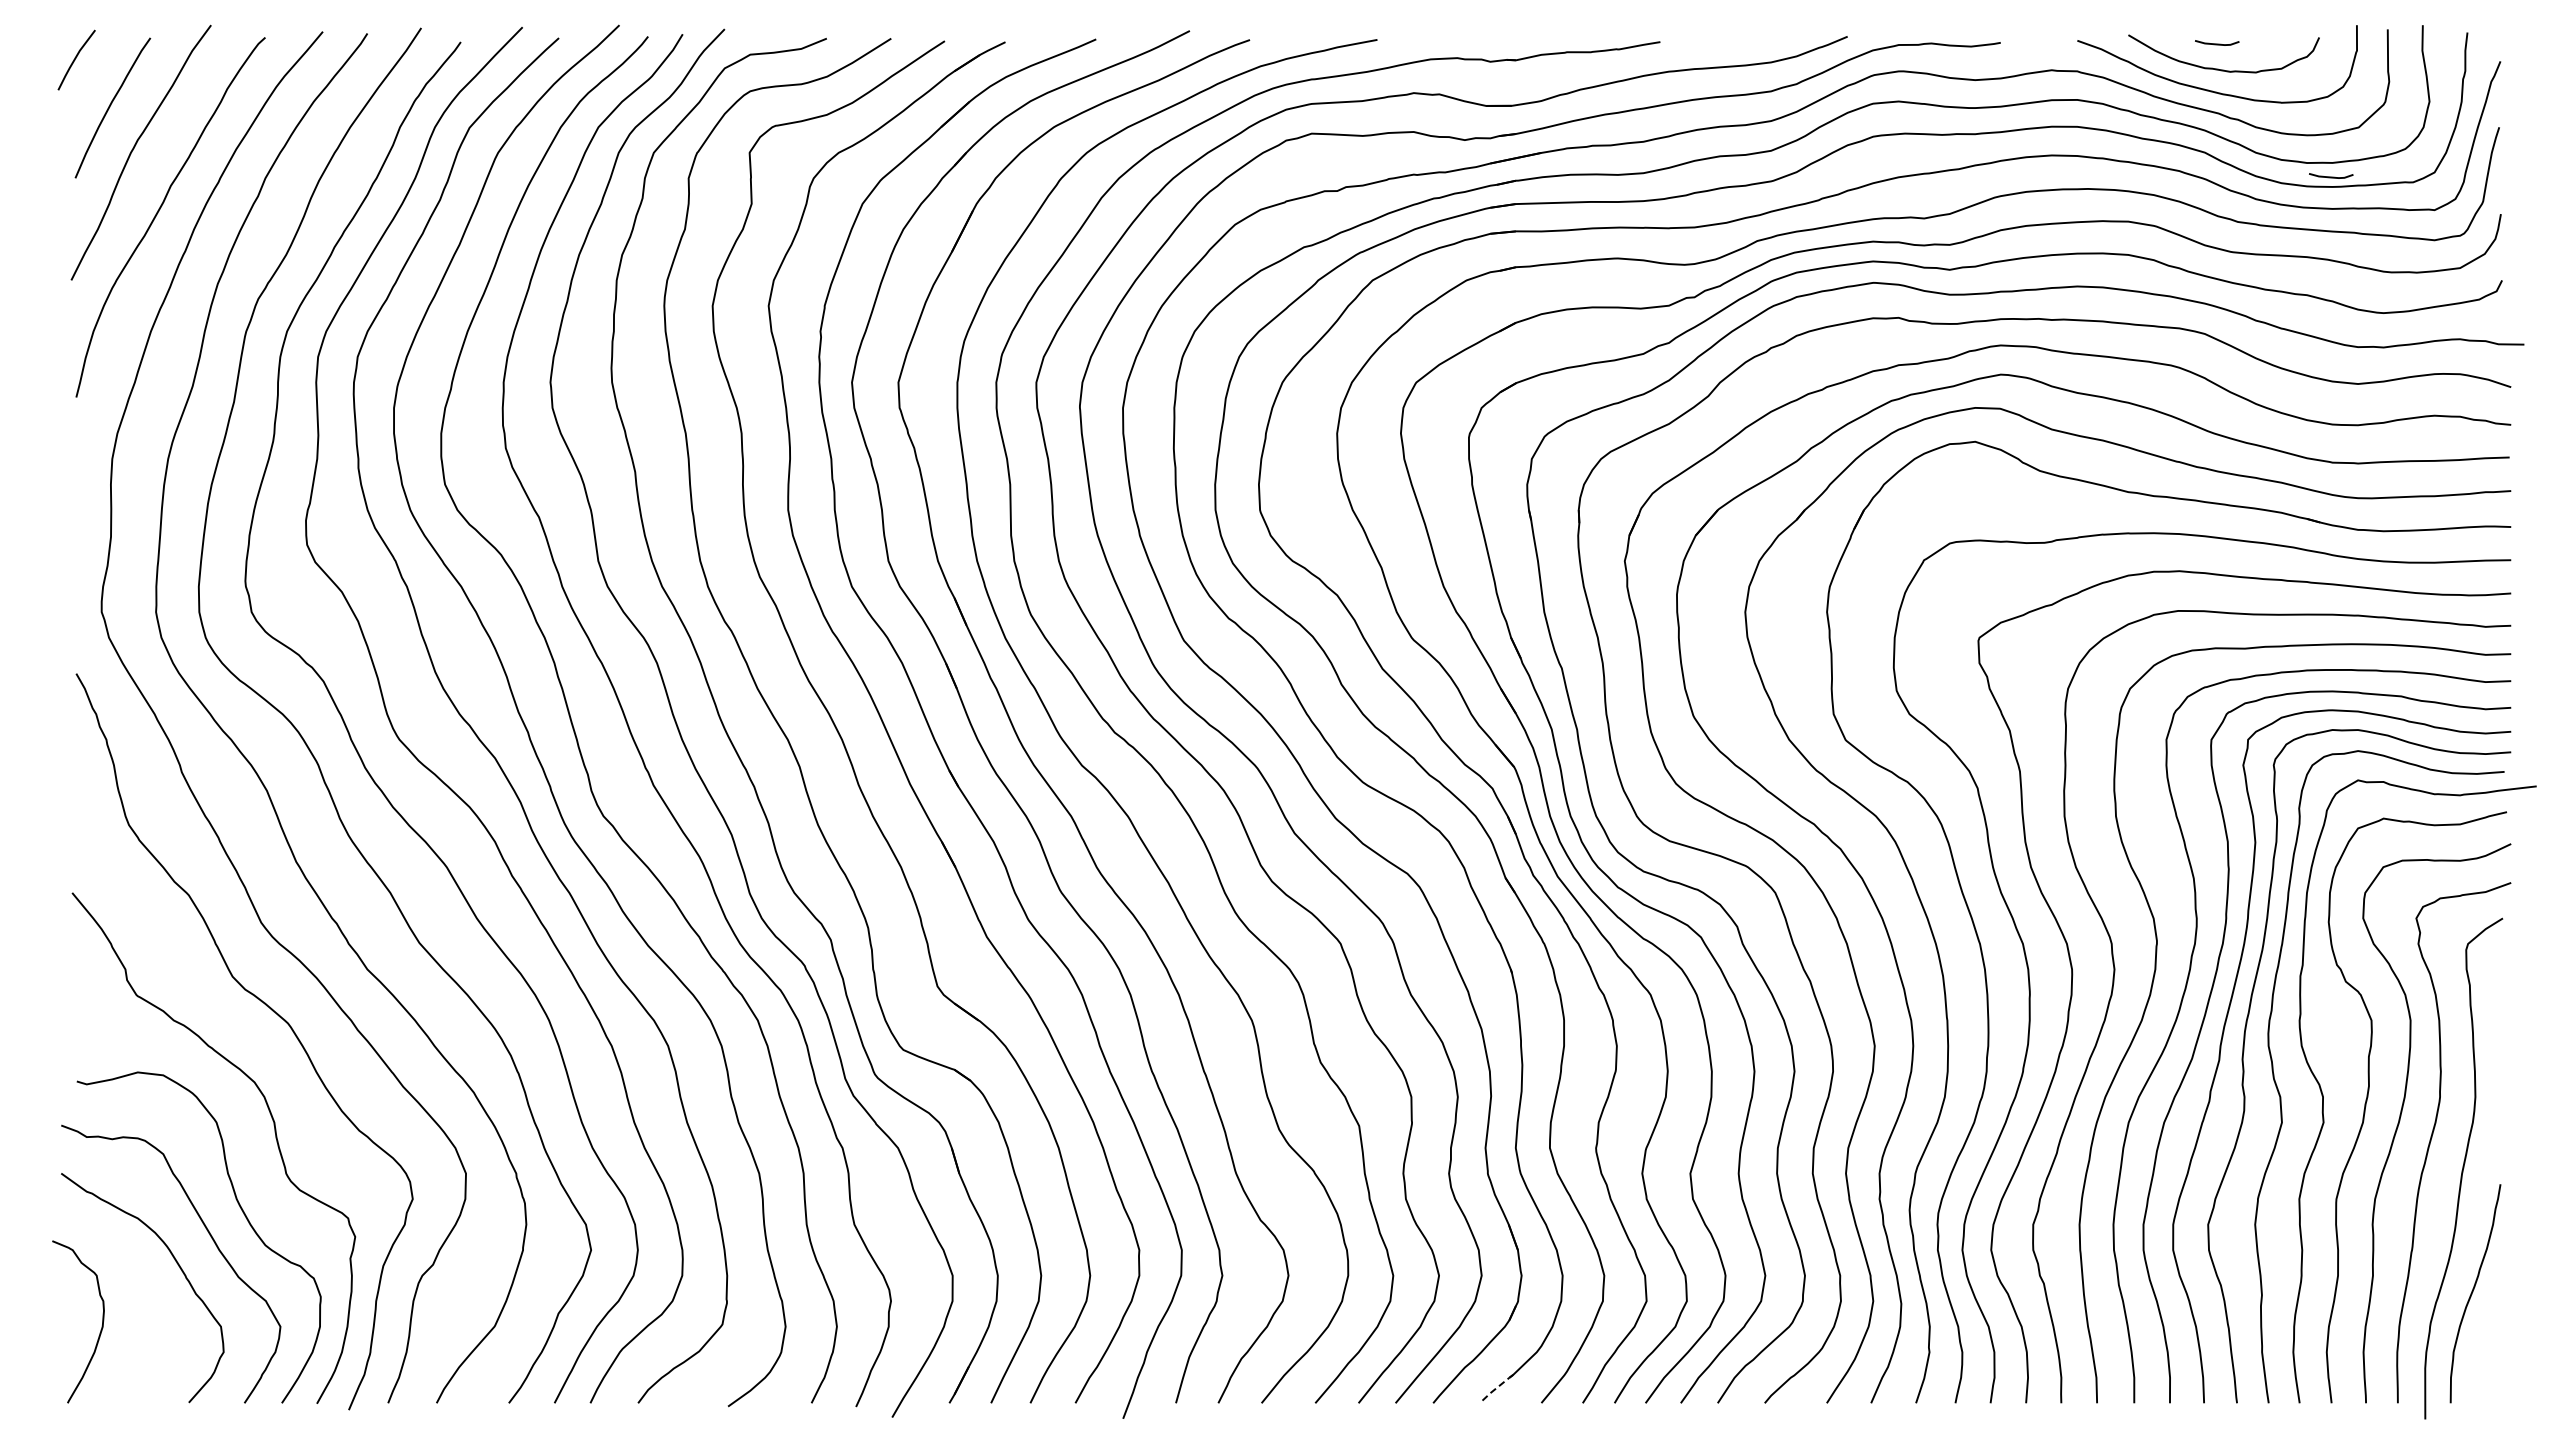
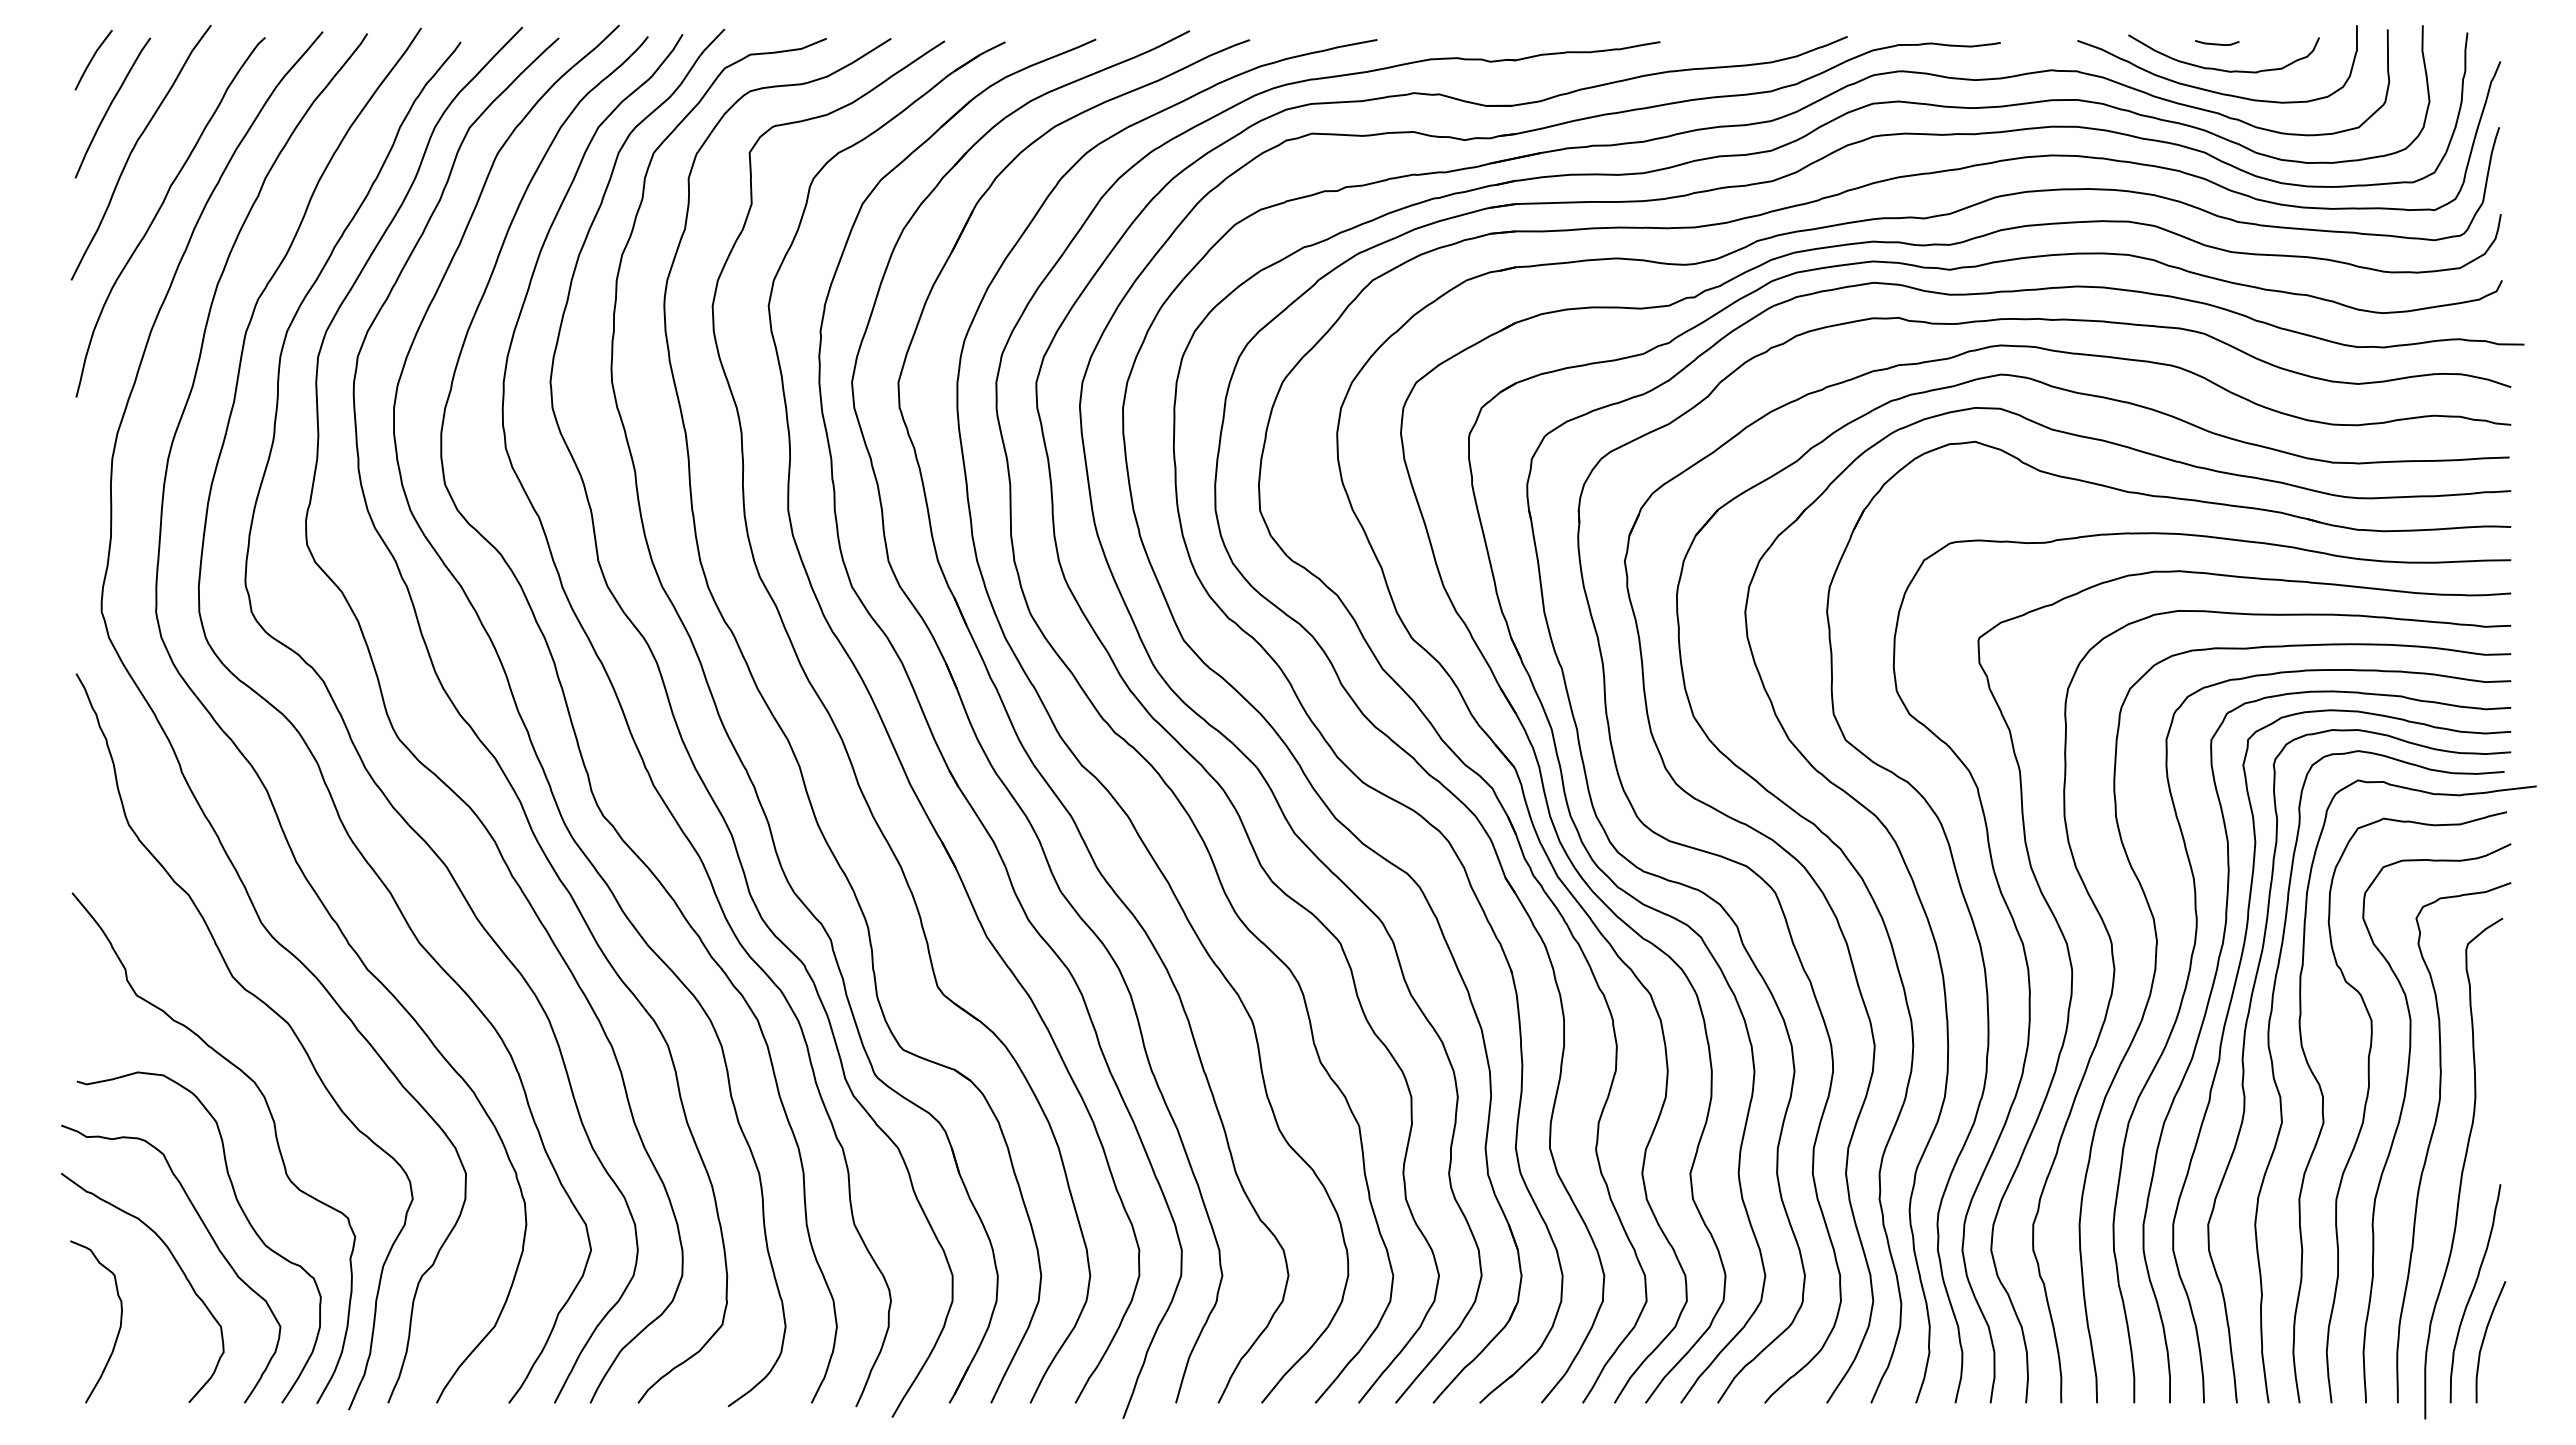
line position: (76, 58) -> (93, 58) (93, 58)
line: present -> none (2331, 176)
curve position: (101, 1325) -> (119, 1325) (119, 1325)
curve: none -> present (2484, 1340)
line: dashed -> solid (1495, 1388)
